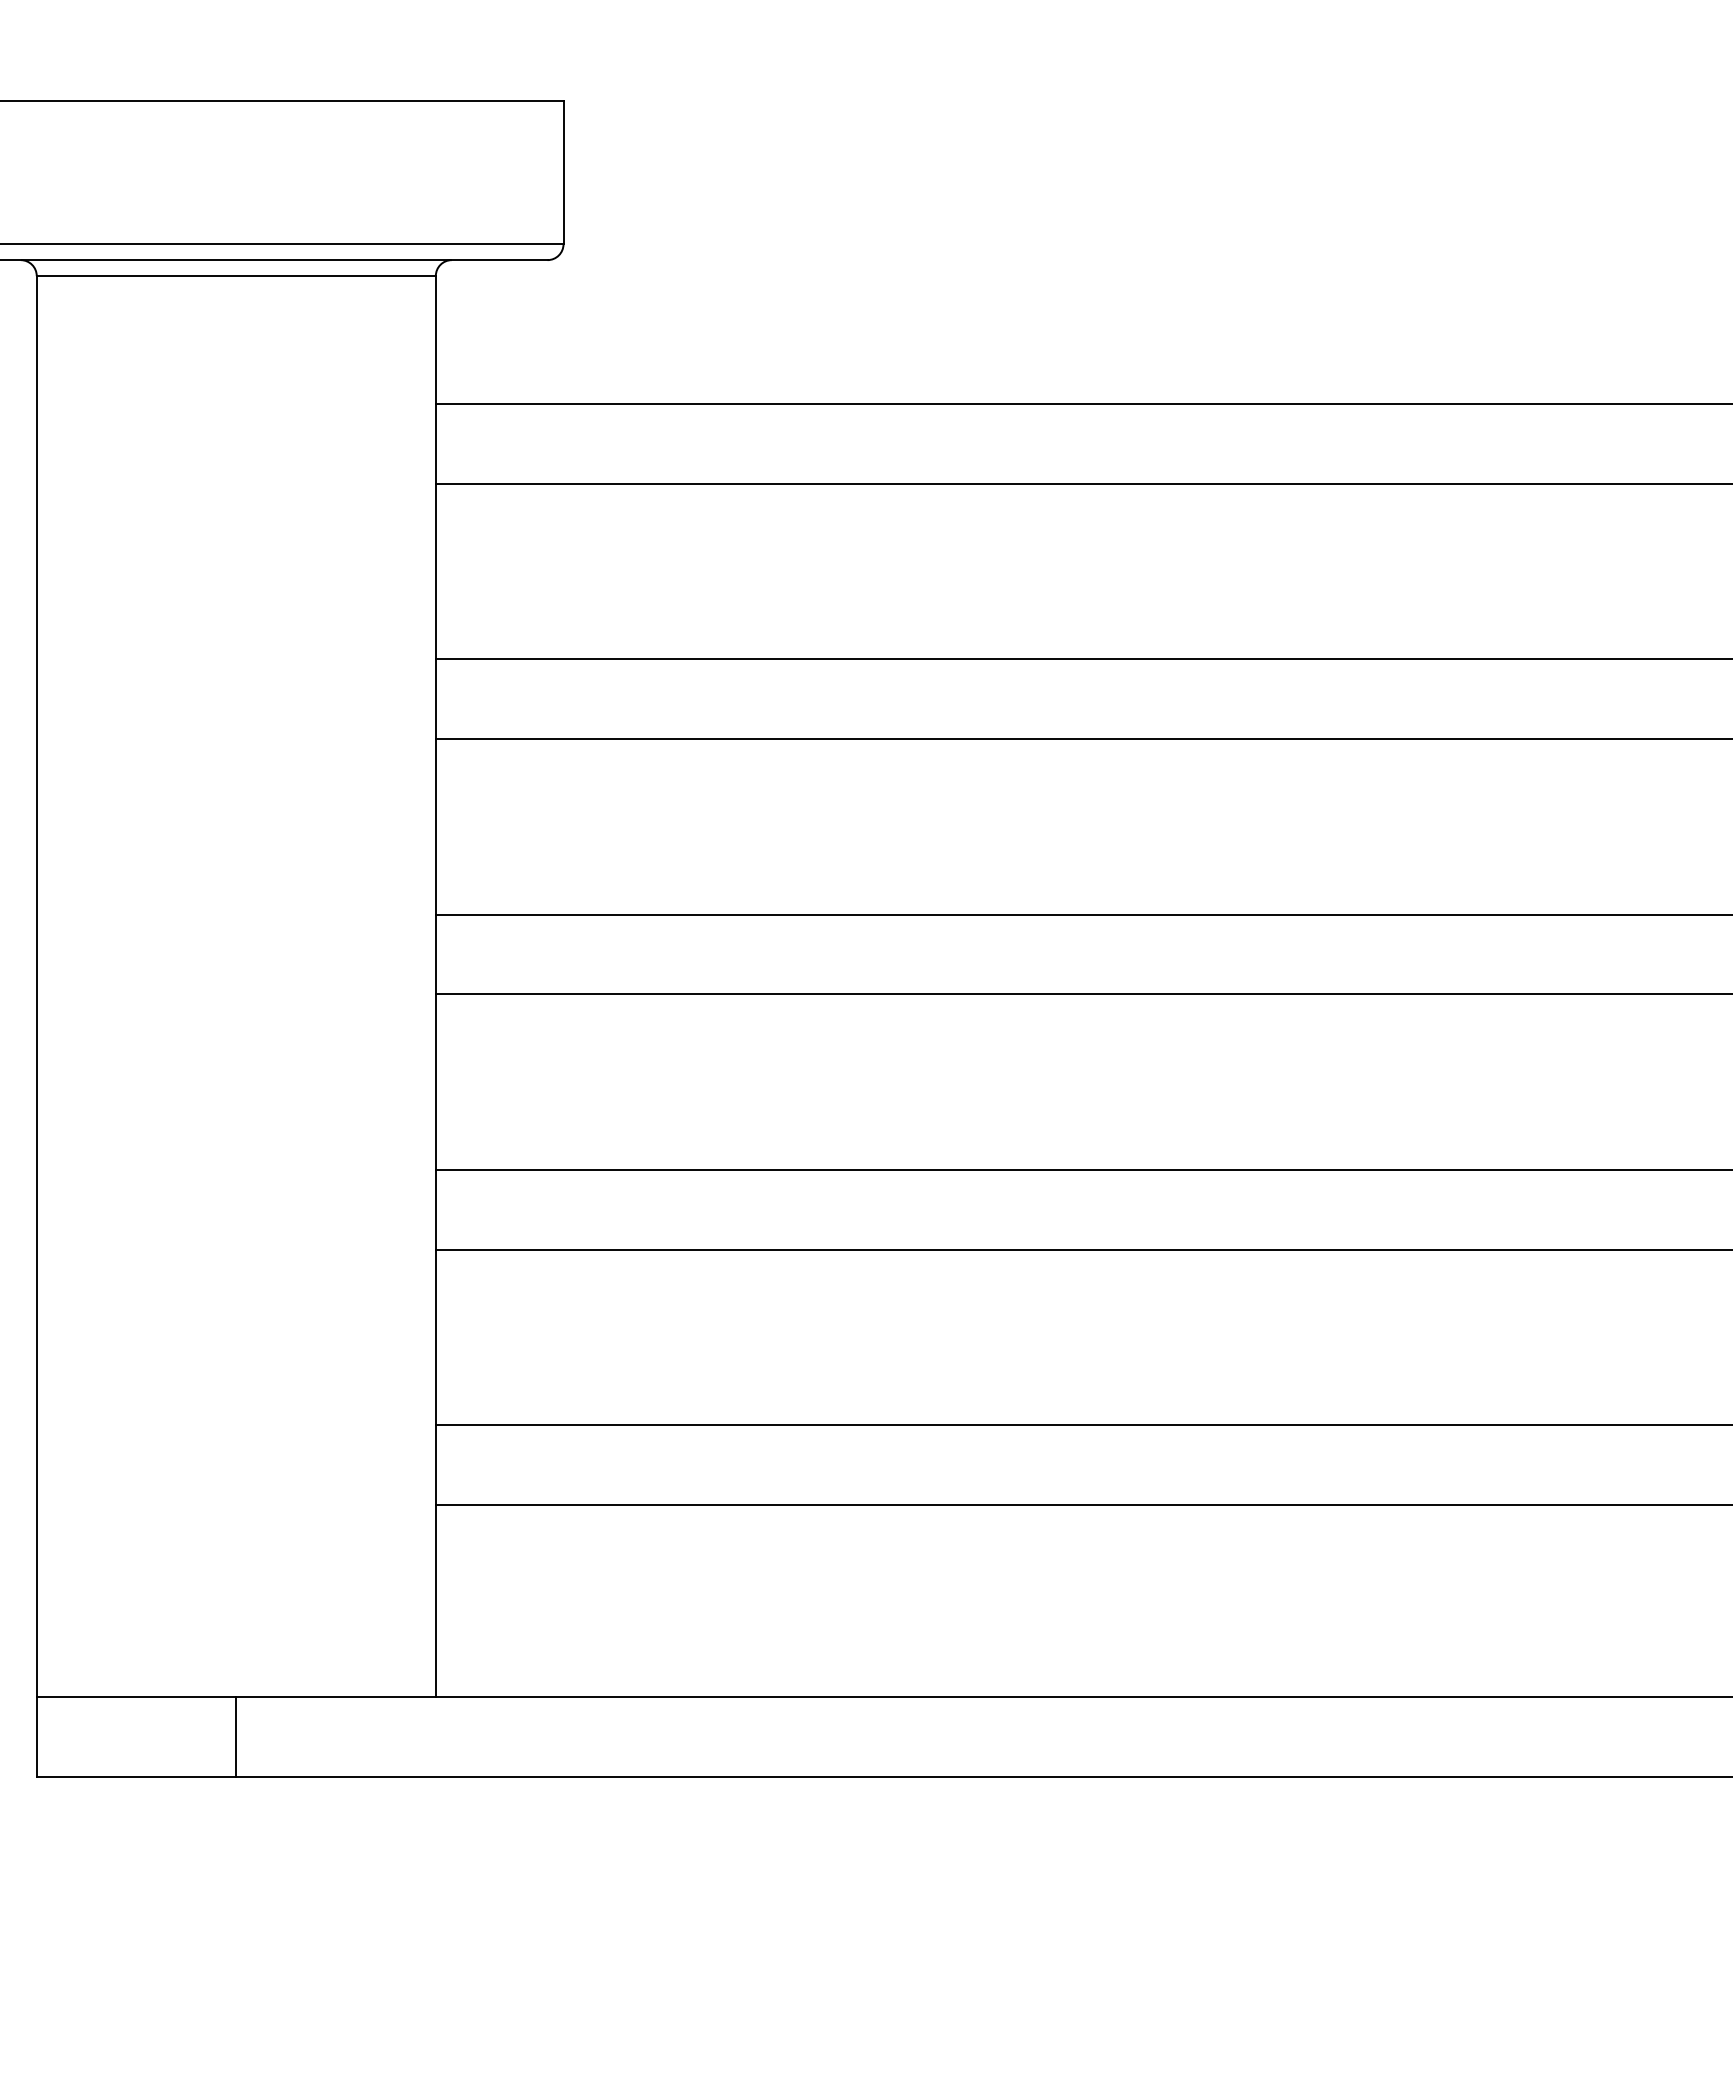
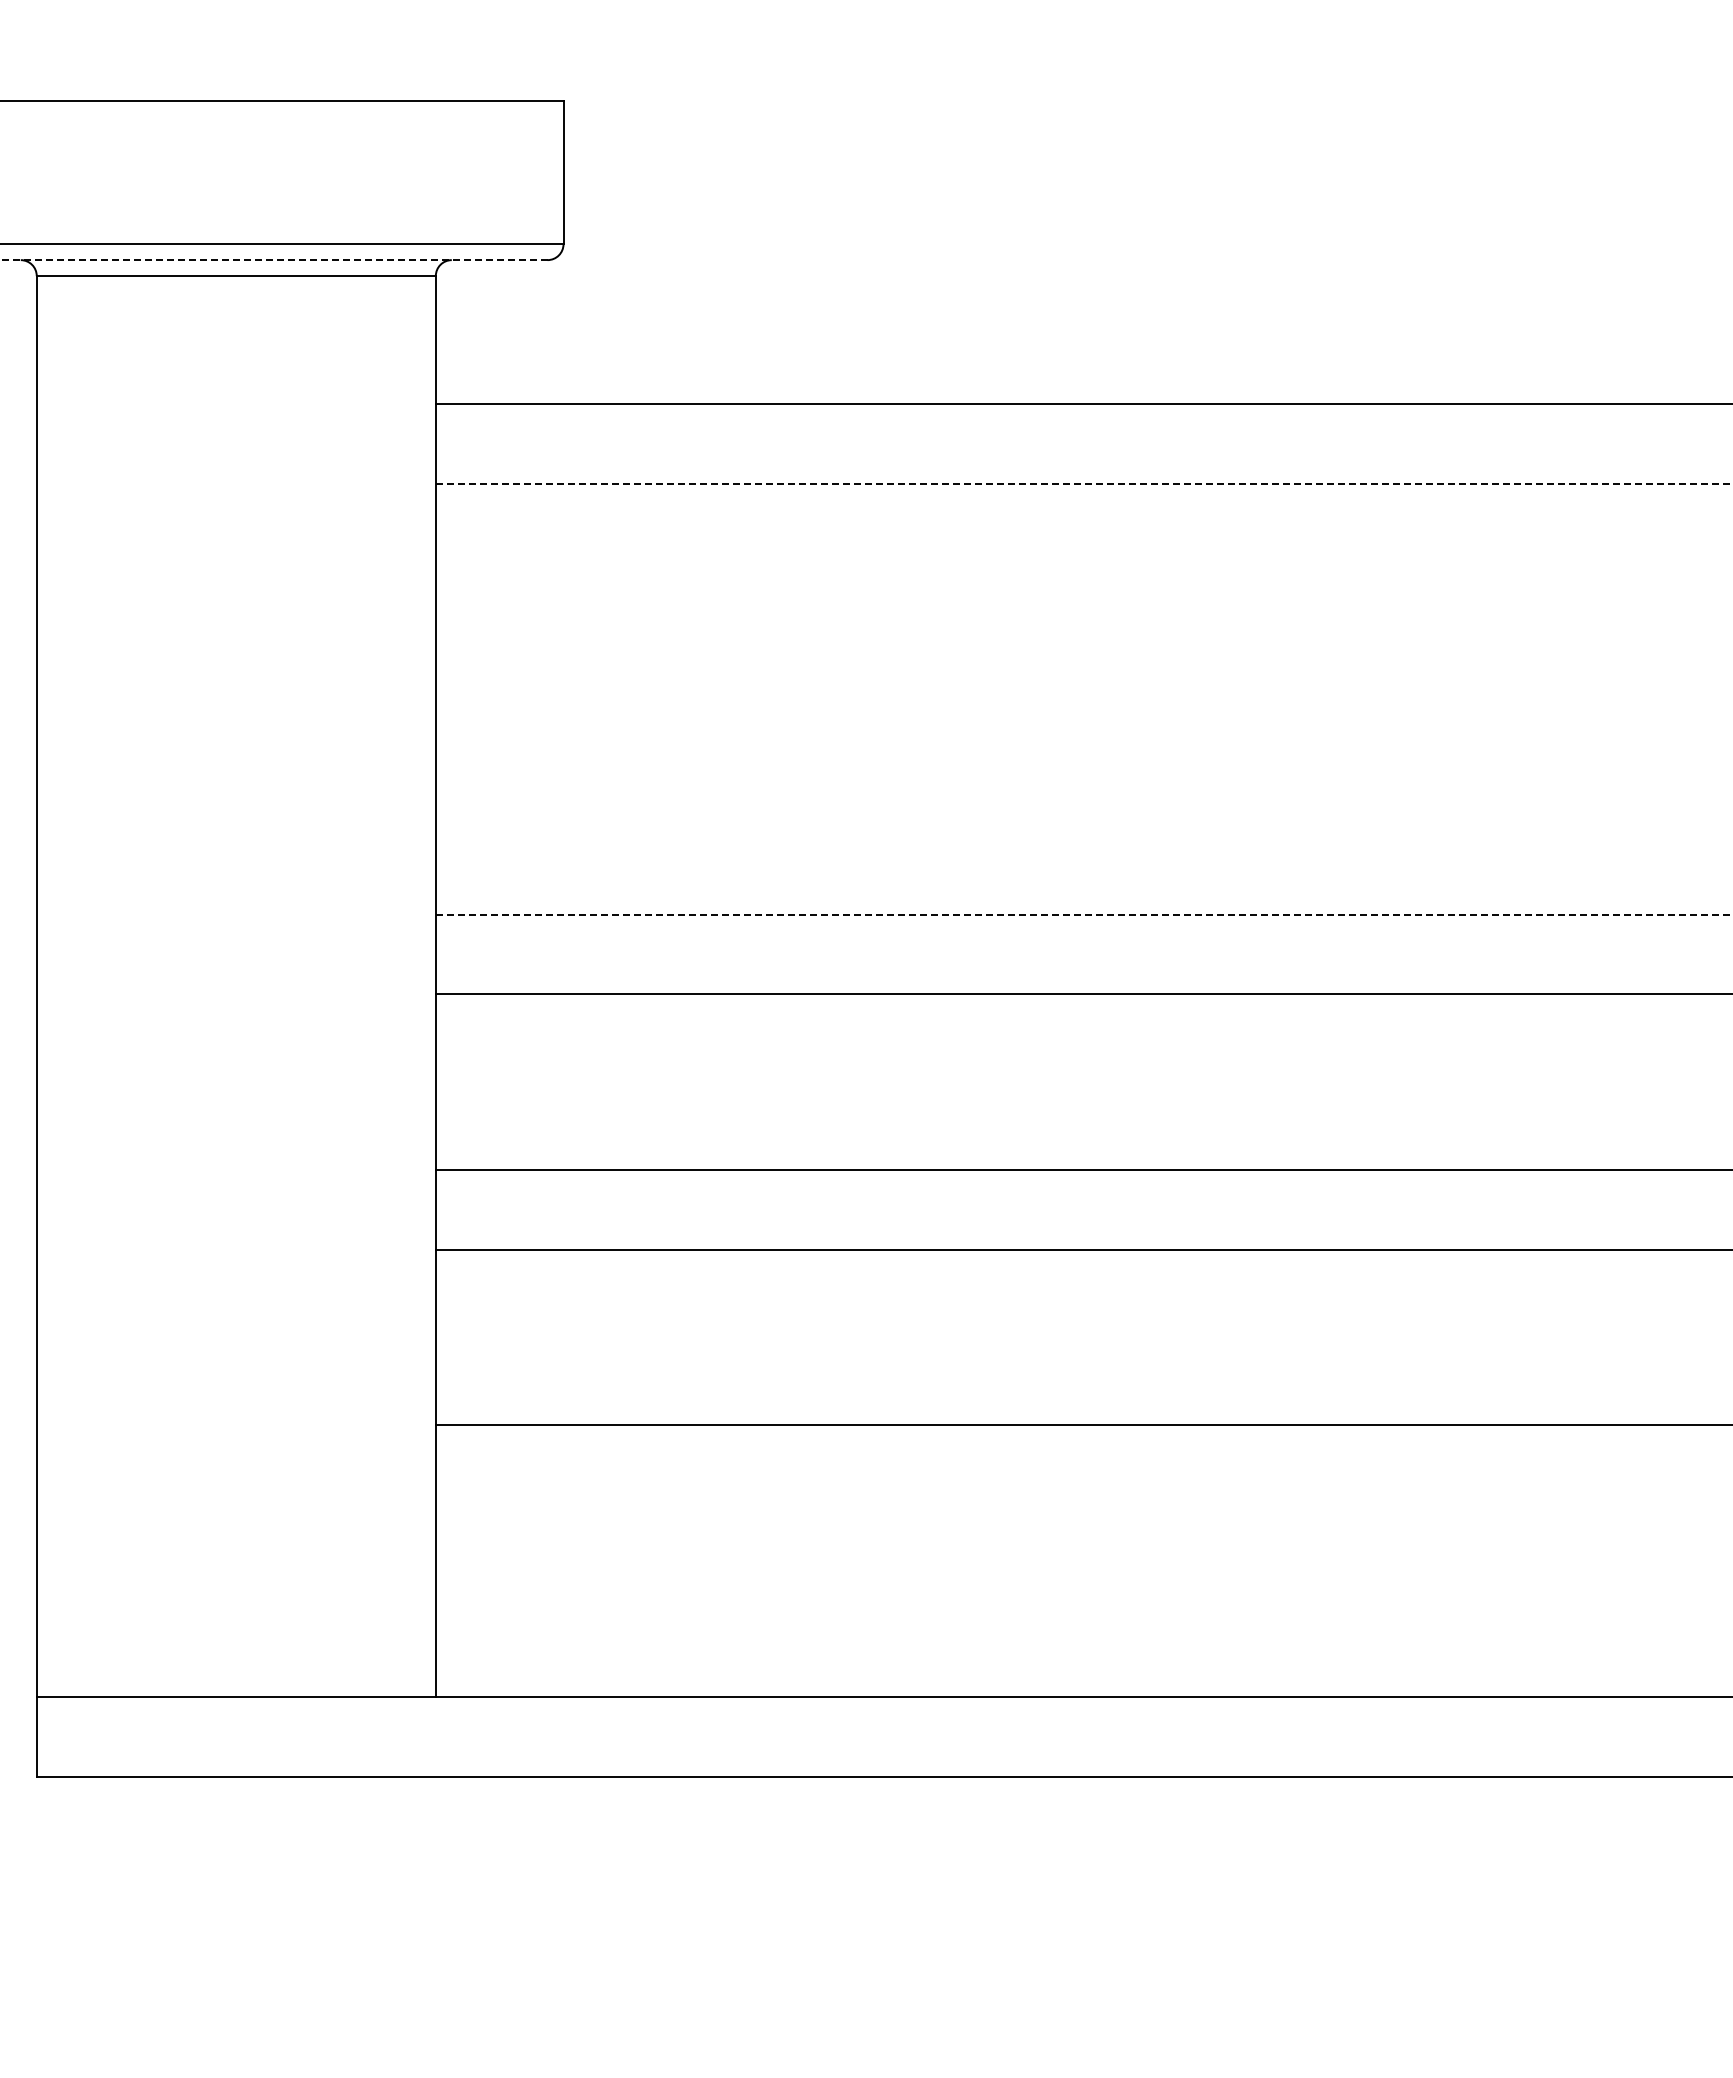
line: solid -> dashed (273, 260)
line: solid -> dashed (1084, 483)
line: present -> none (1082, 659)
line: present -> none (1082, 739)
line: solid -> dashed (1084, 914)
line: present -> none (1082, 1505)
line: present -> none (236, 1736)
